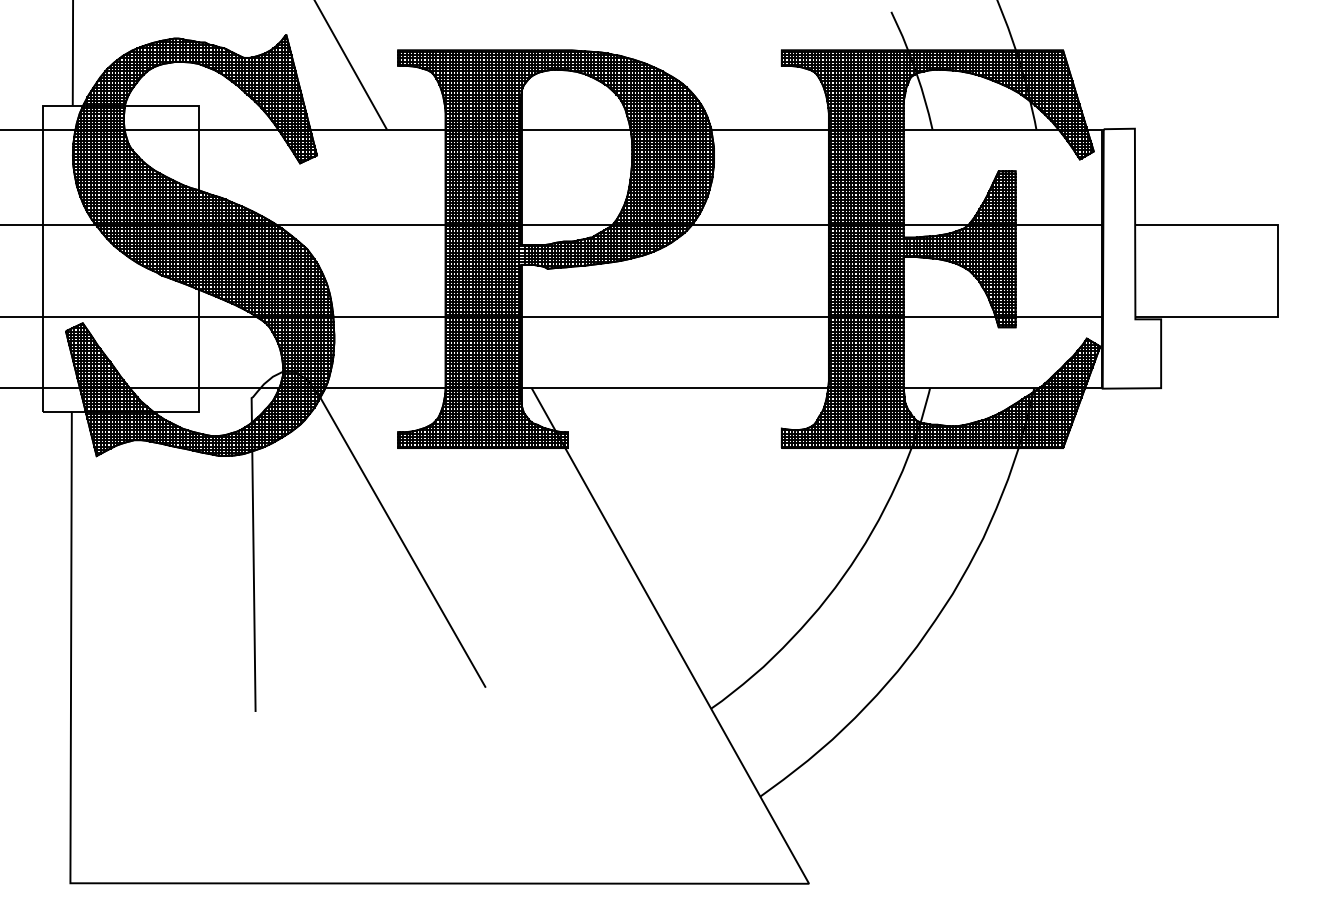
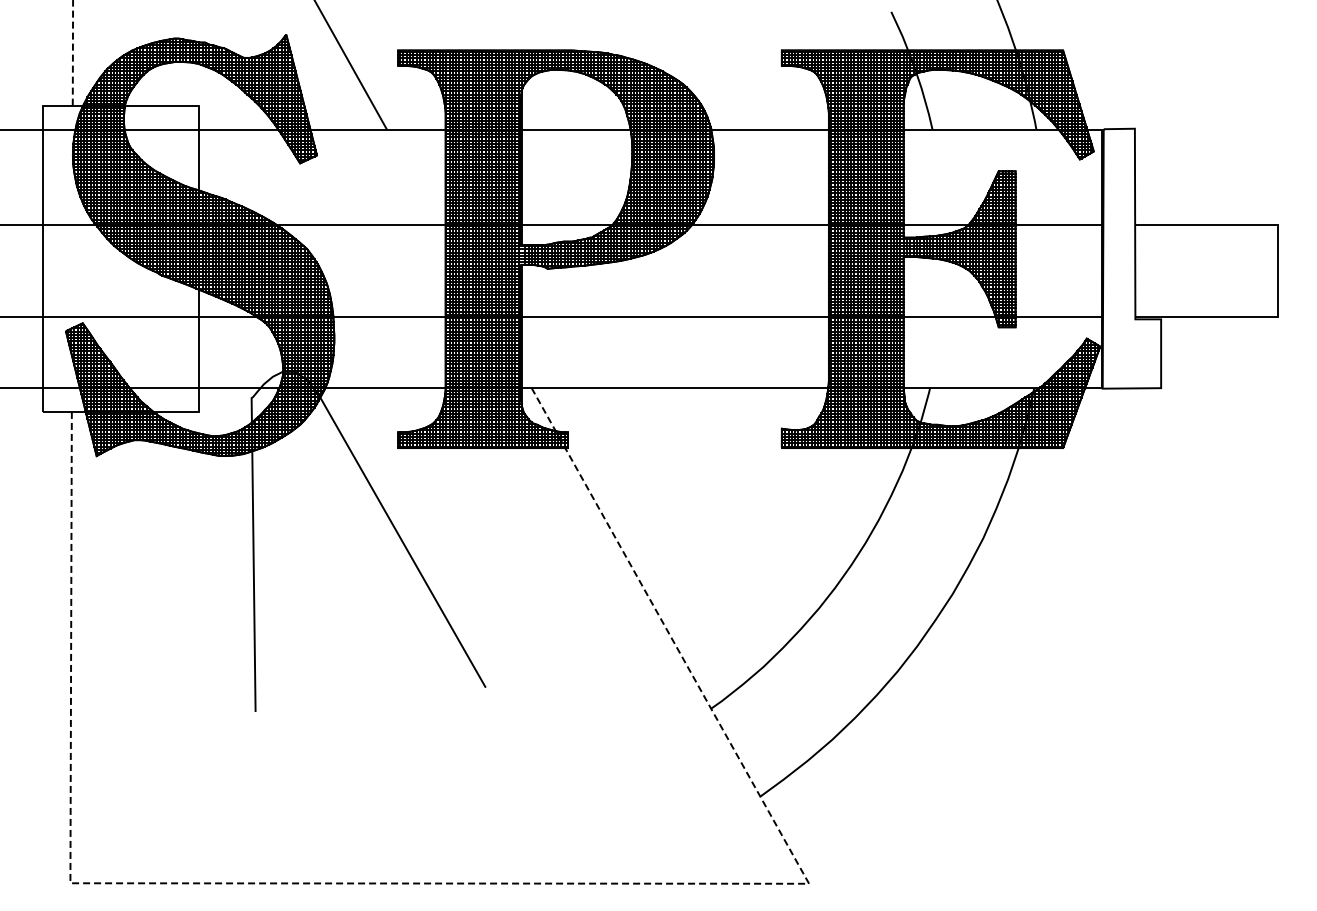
line: solid -> dashed (72, 52)
line: solid -> dashed (487, 883)
